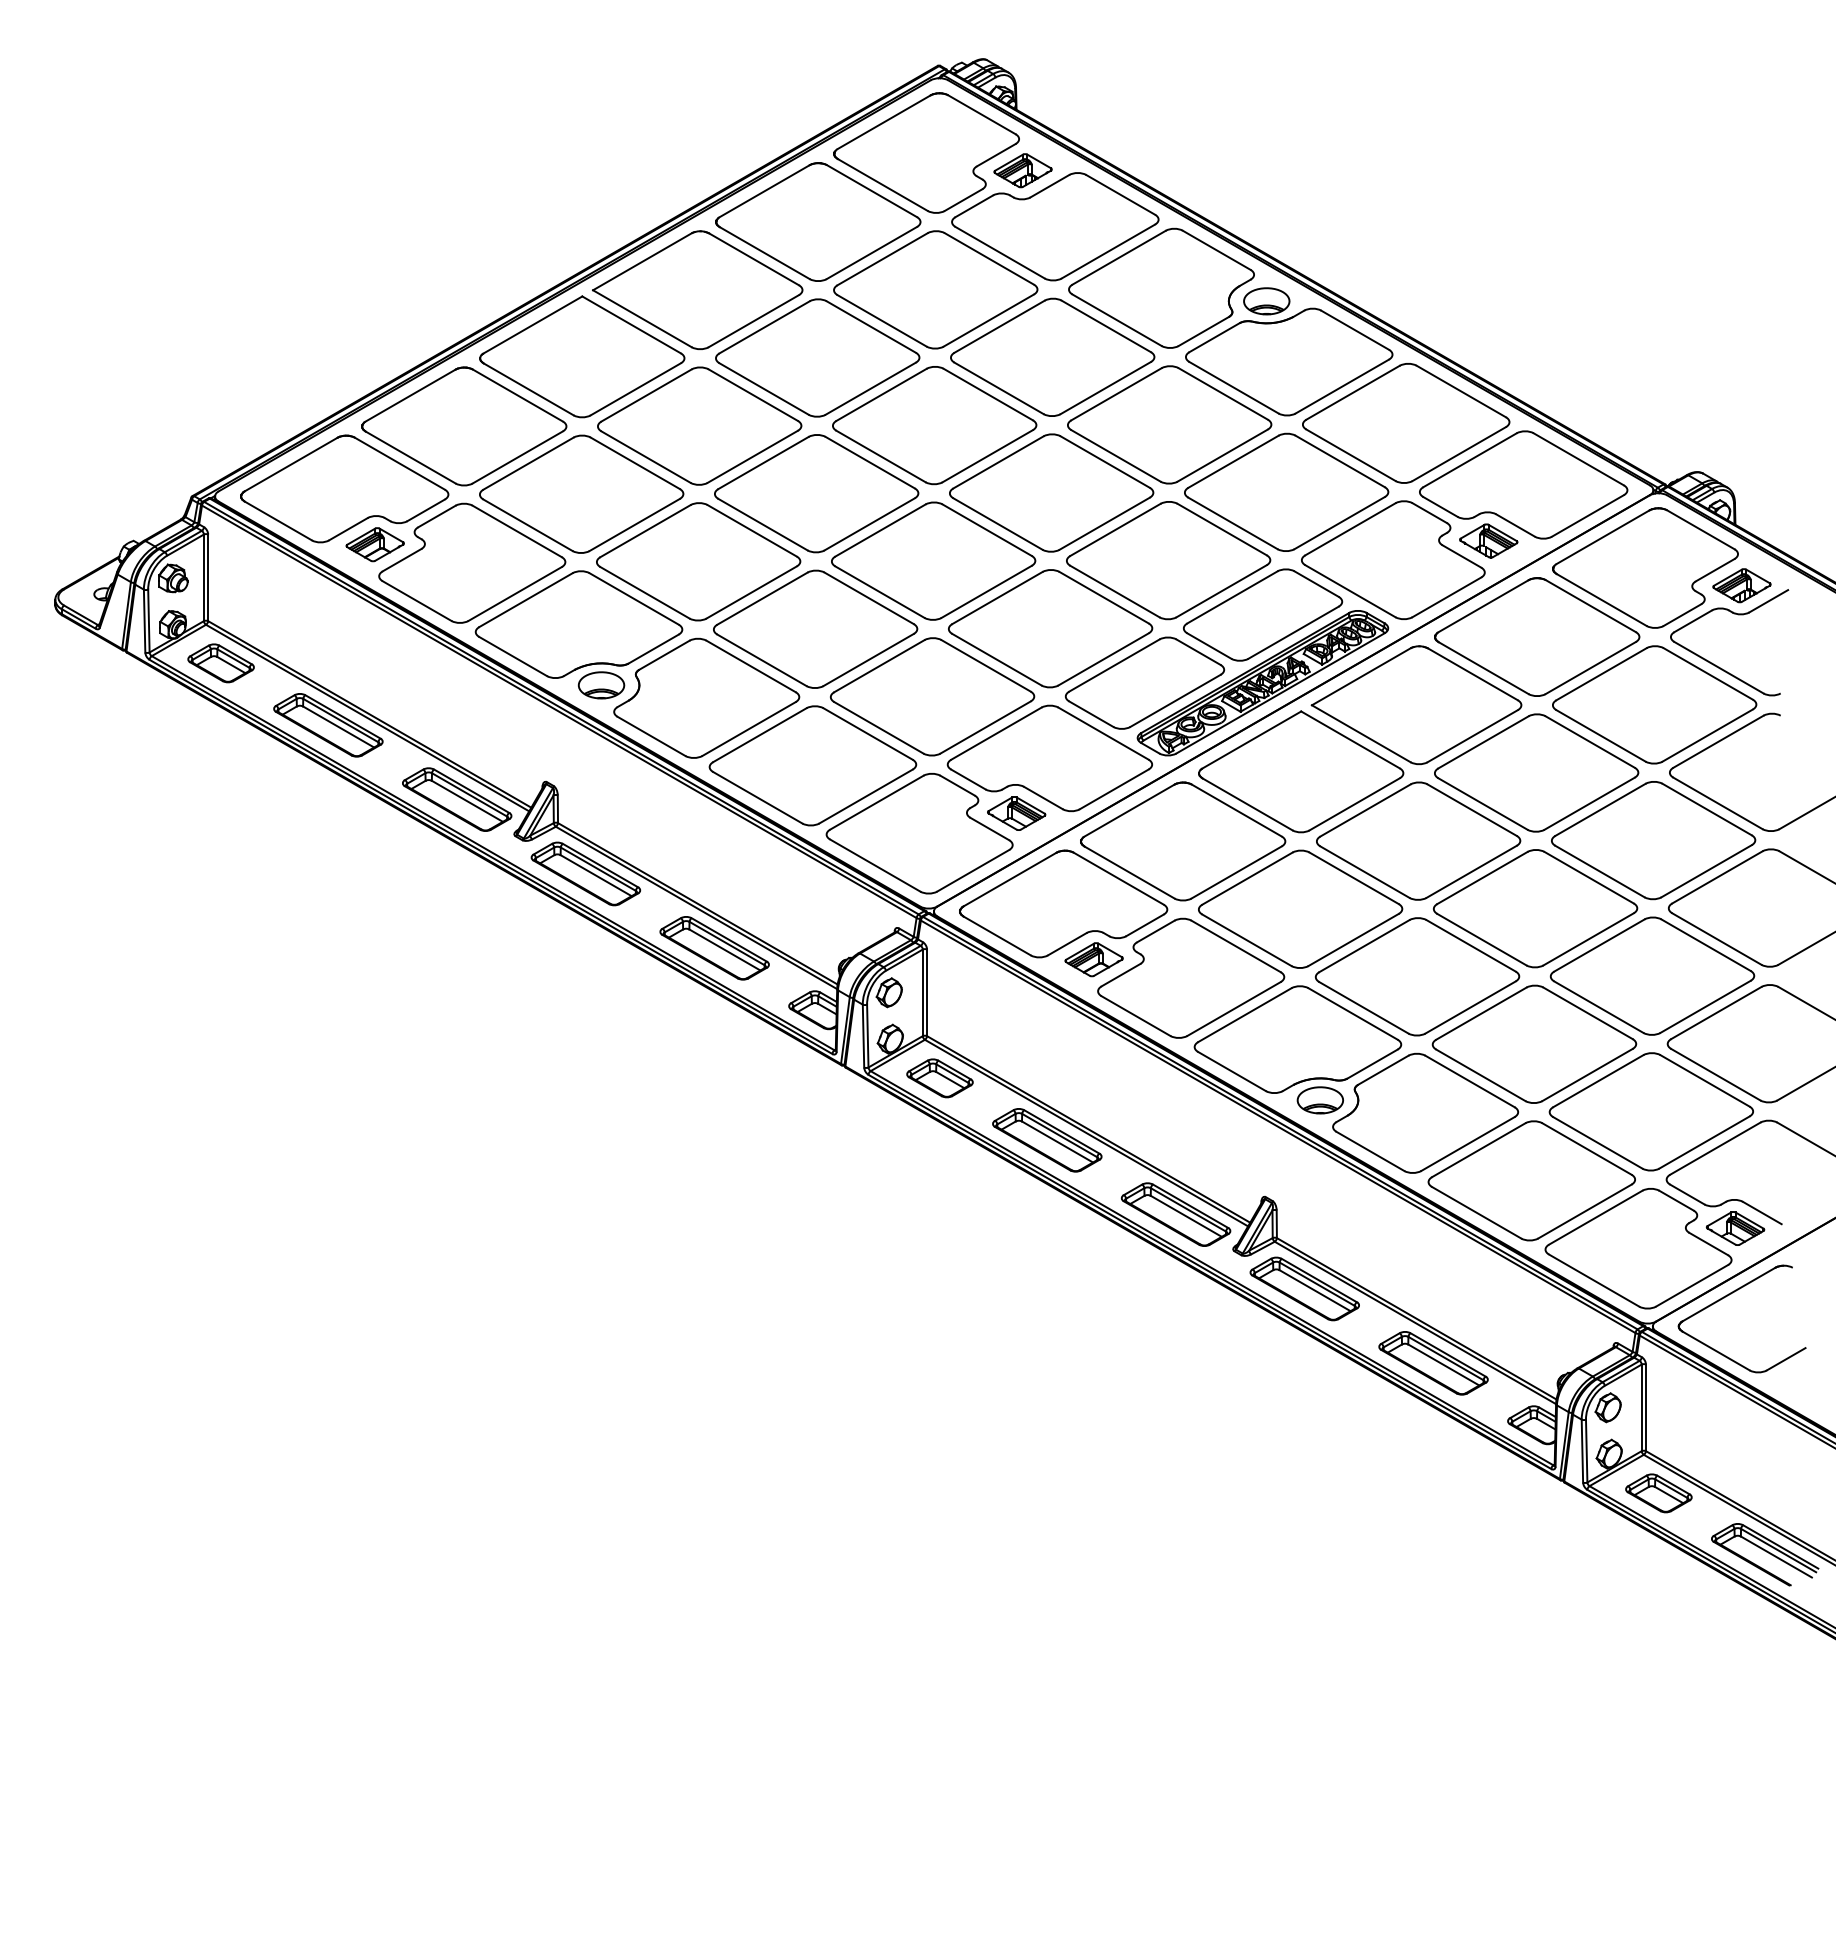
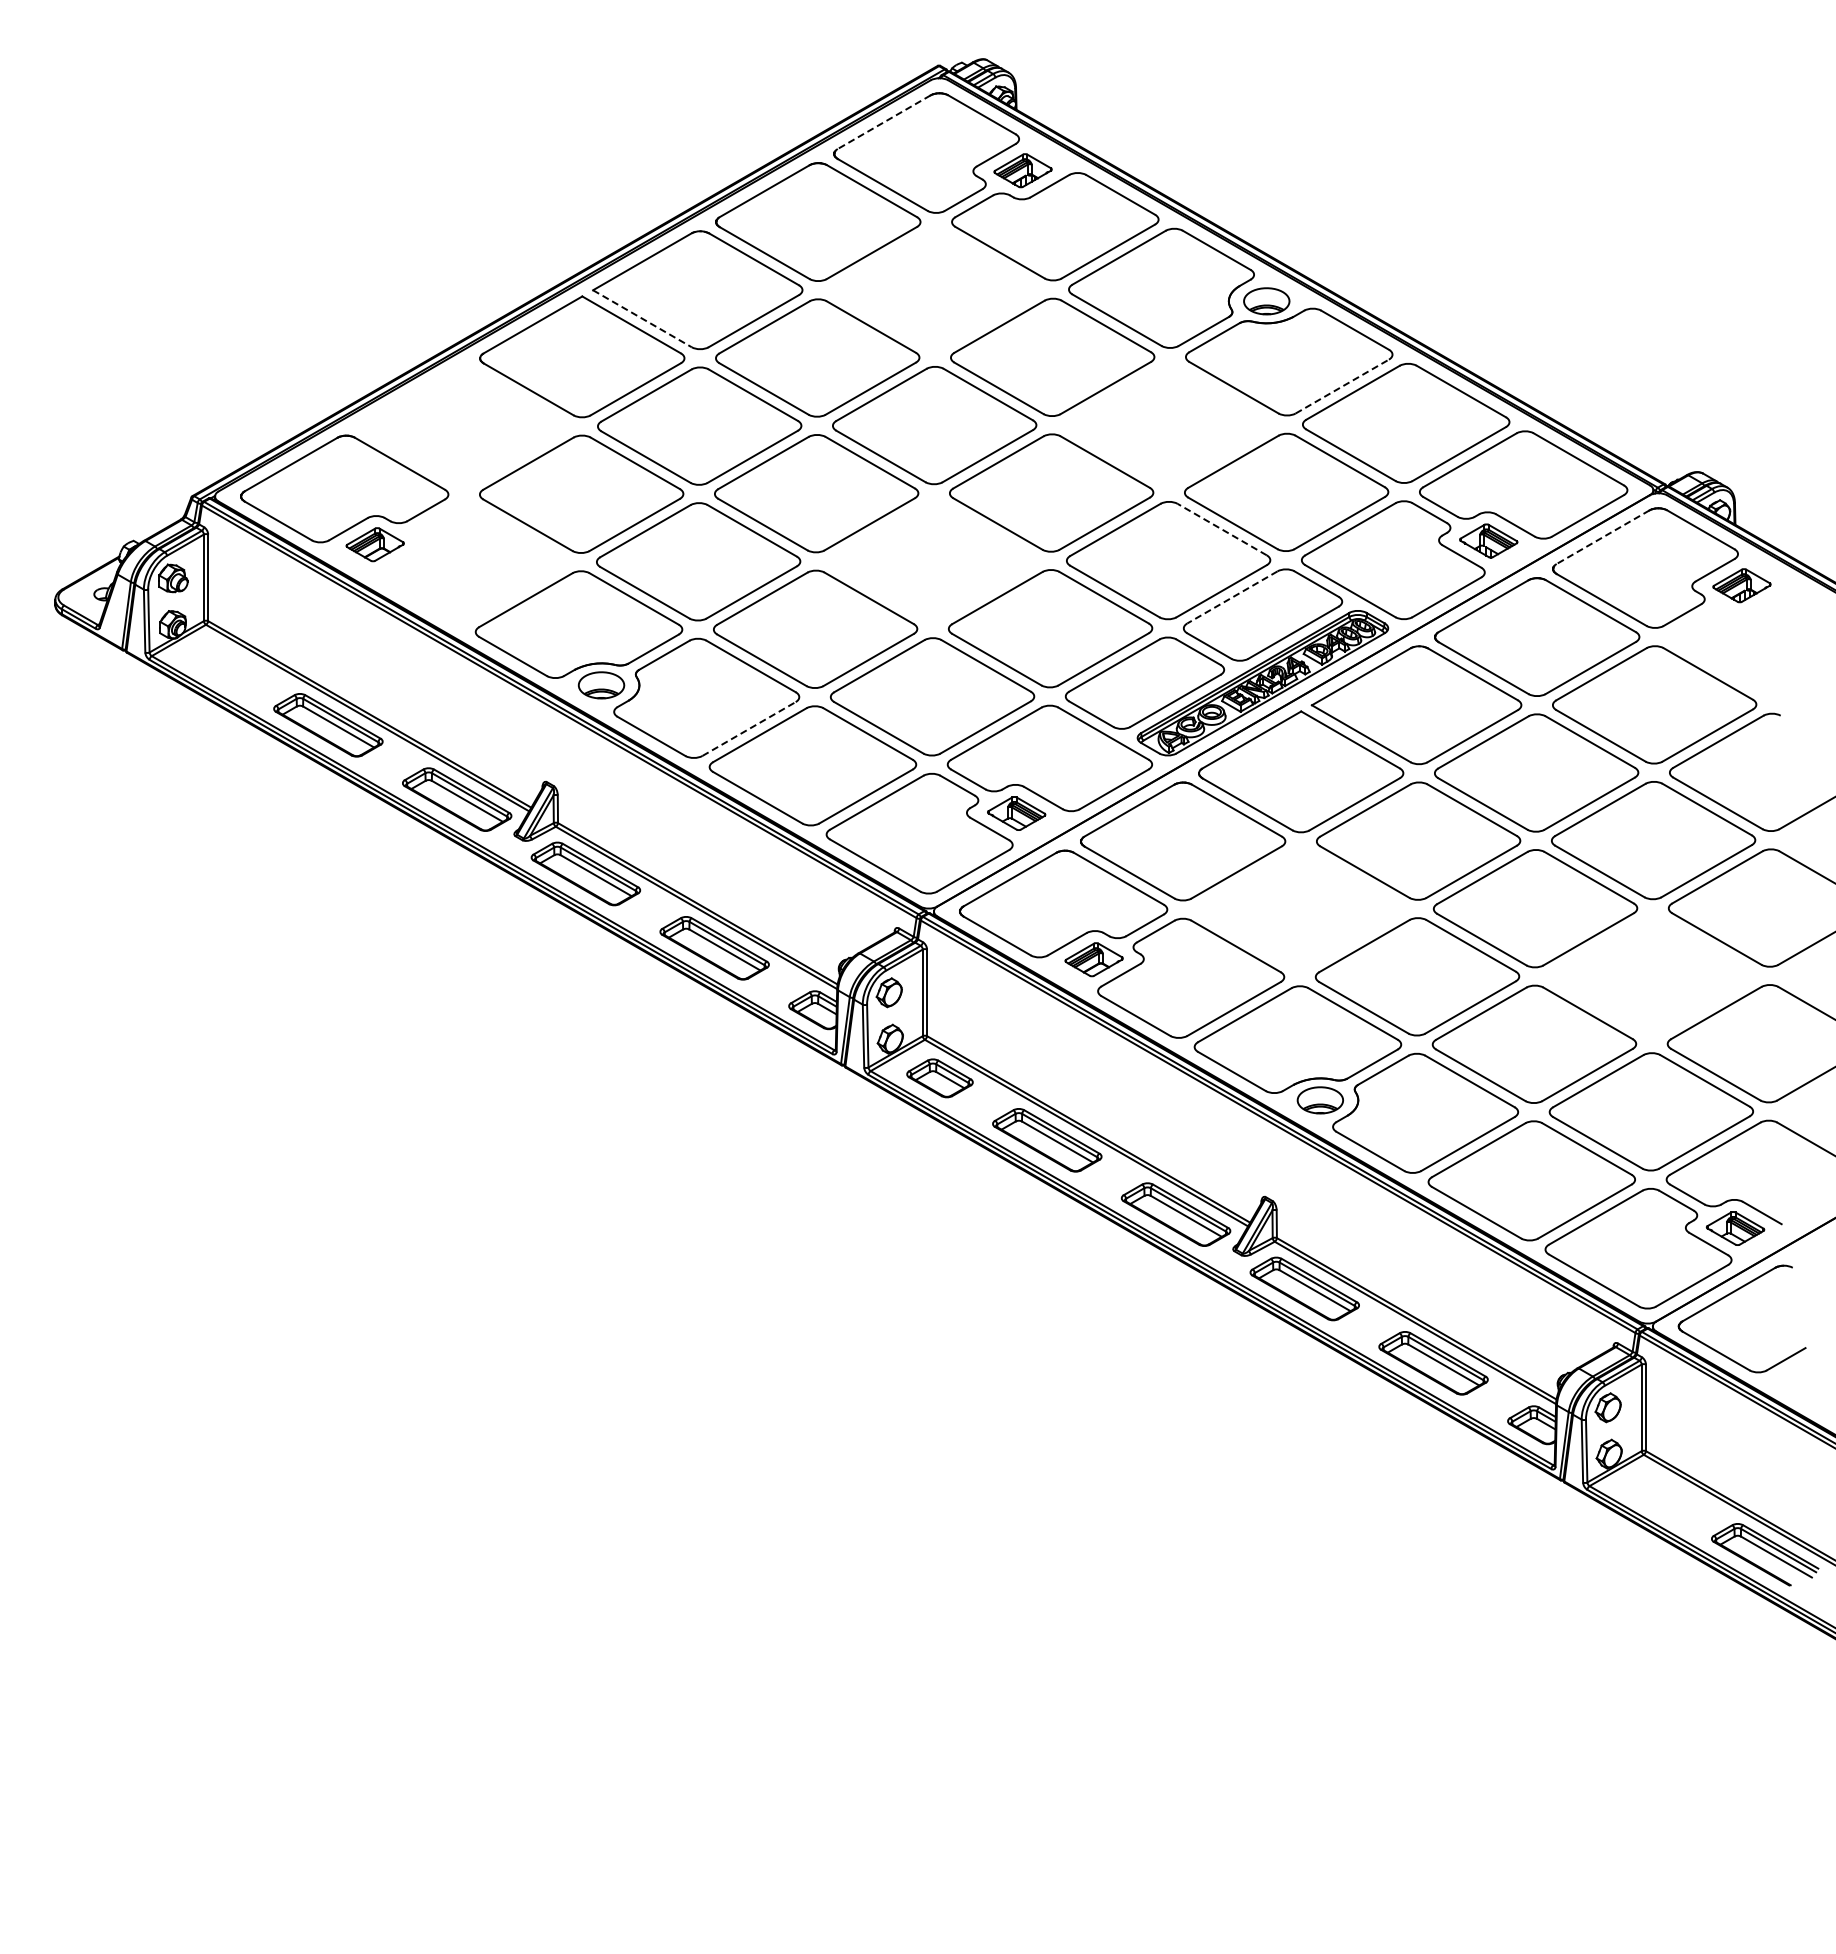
line: solid -> dashed (884, 122)
part: present -> none (935, 289)
line: solid -> dashed (642, 318)
line: solid -> dashed (1342, 386)
part: present -> none (1169, 424)
part: present -> none (464, 426)
line: solid -> dashed (1221, 529)
line: solid -> dashed (1603, 537)
part: present -> none (933, 560)
part: present -> none (472, 562)
line: solid -> dashed (1232, 597)
part: present -> none (220, 663)
part: present -> none (1717, 665)
line: solid -> dashed (749, 729)
part: present -> none (1300, 908)
part: present -> none (1652, 975)
part: present -> none (1658, 1493)
